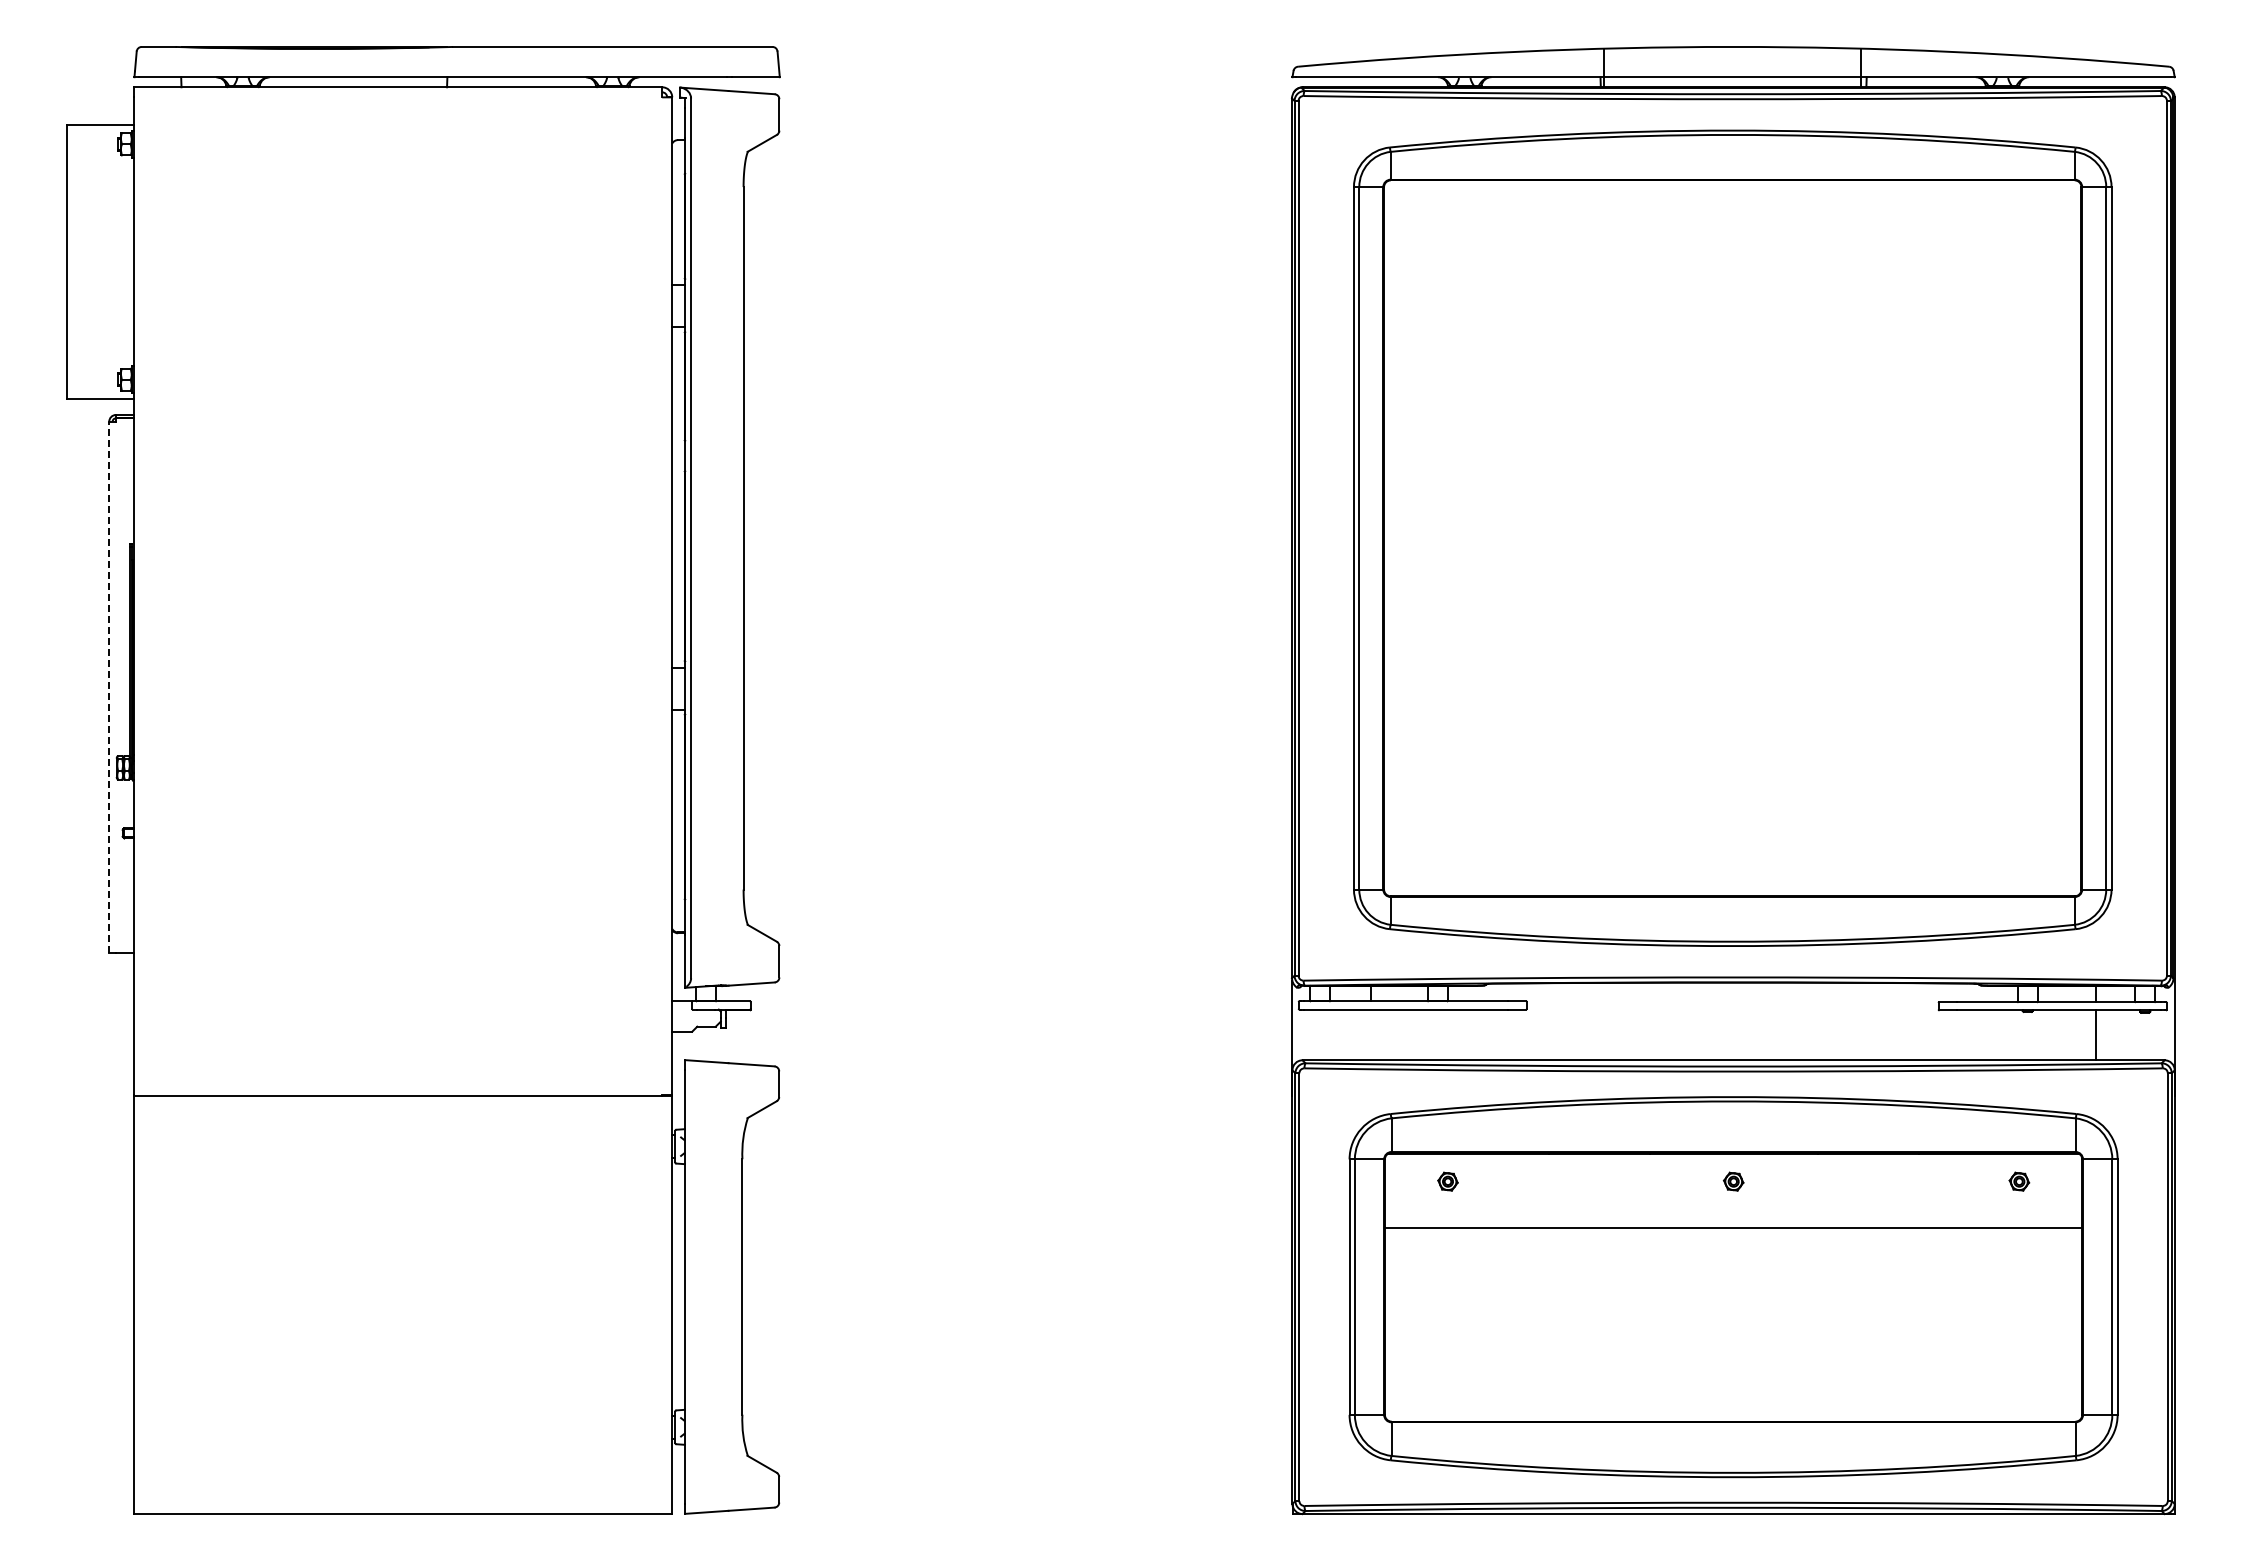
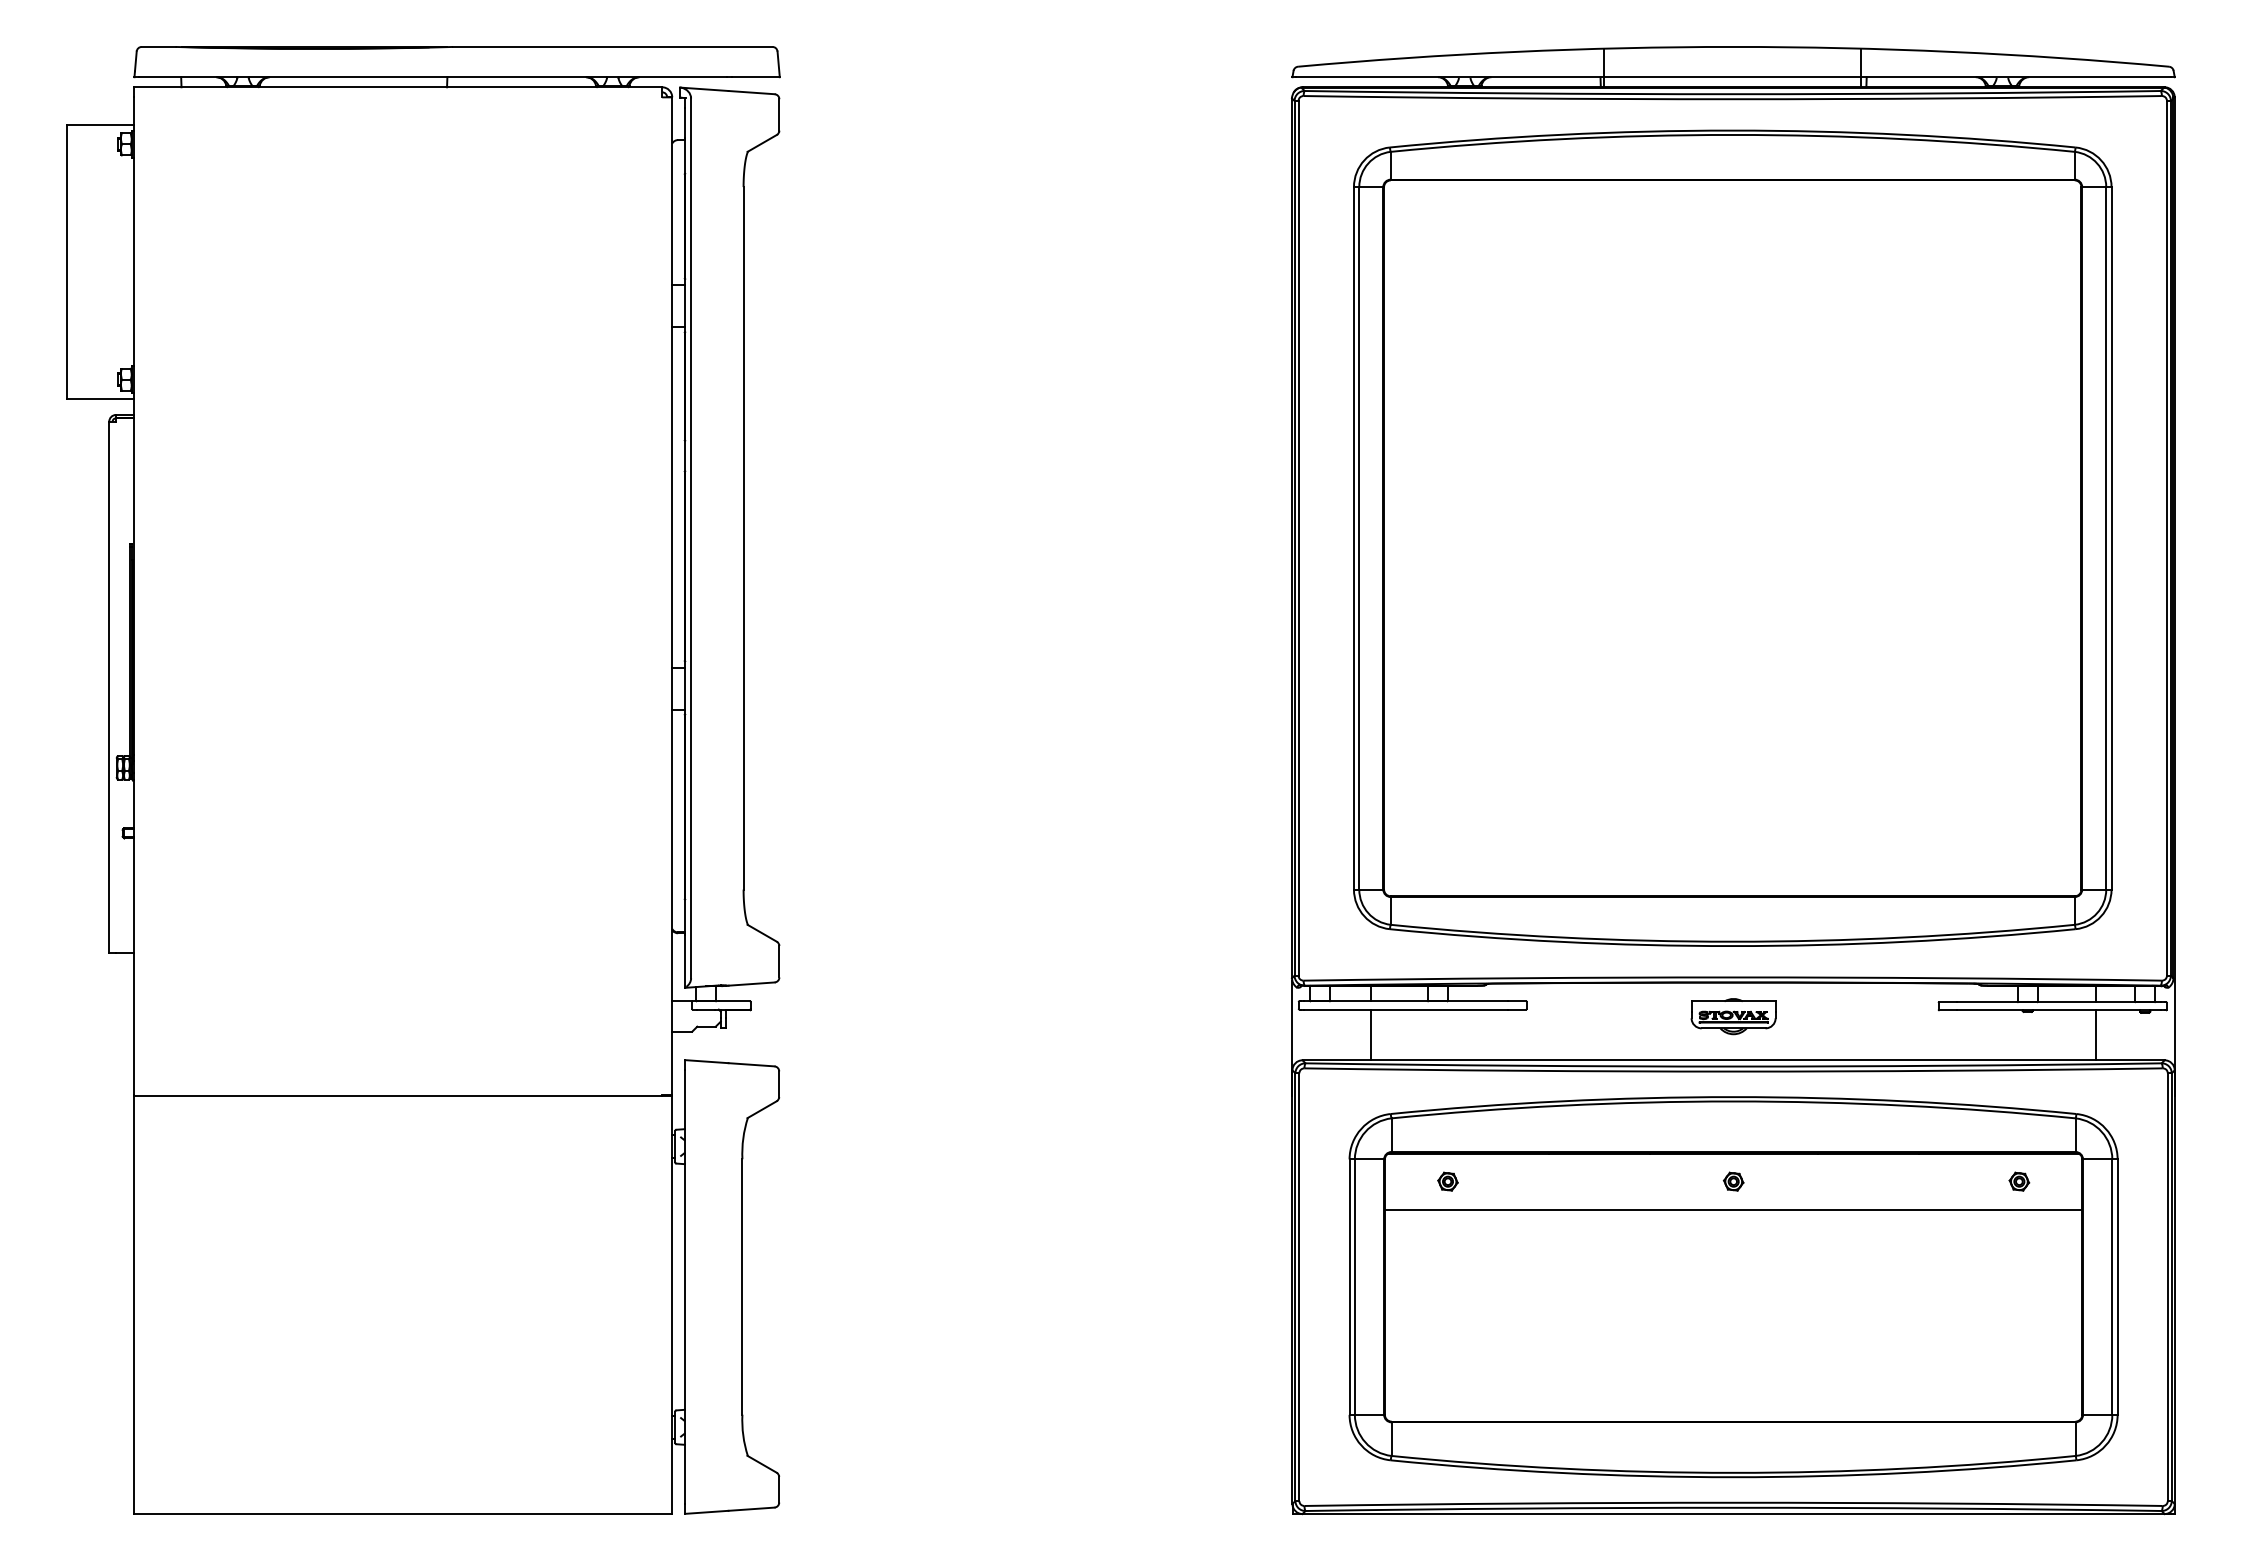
line: dashed -> solid (109, 687)
part: none -> present (1733, 1016)
line: none -> present (1371, 1034)
line position: (1733, 1227) -> (1733, 1209) (1733, 1209)
